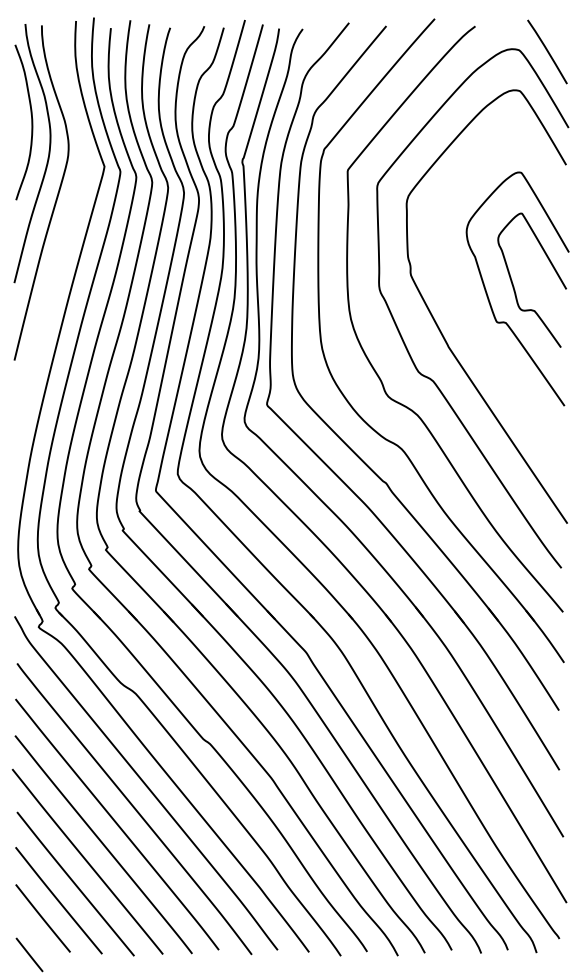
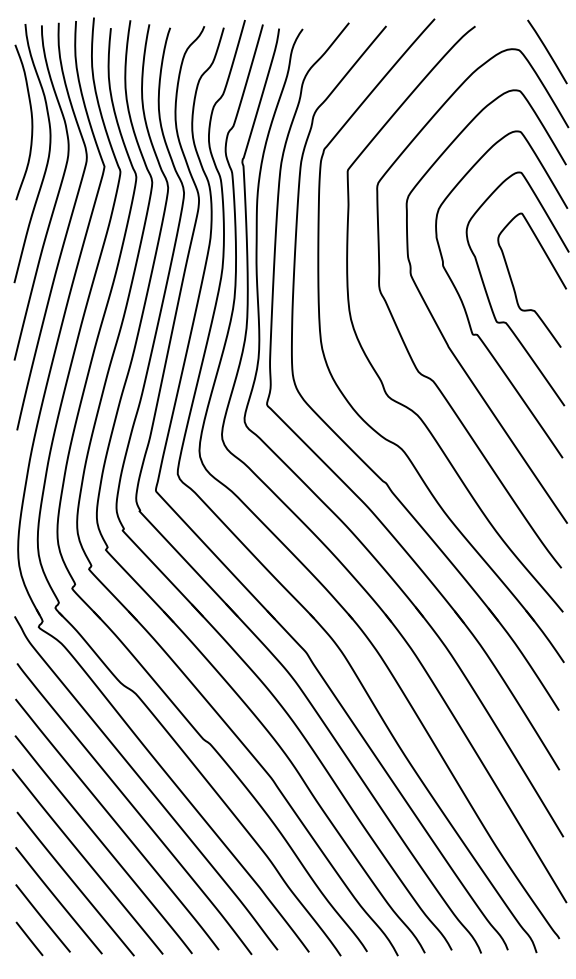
curve: none -> present (66, 229)
curve: none -> present (465, 307)
line position: (29, 954) -> (29, 938) (29, 938)
